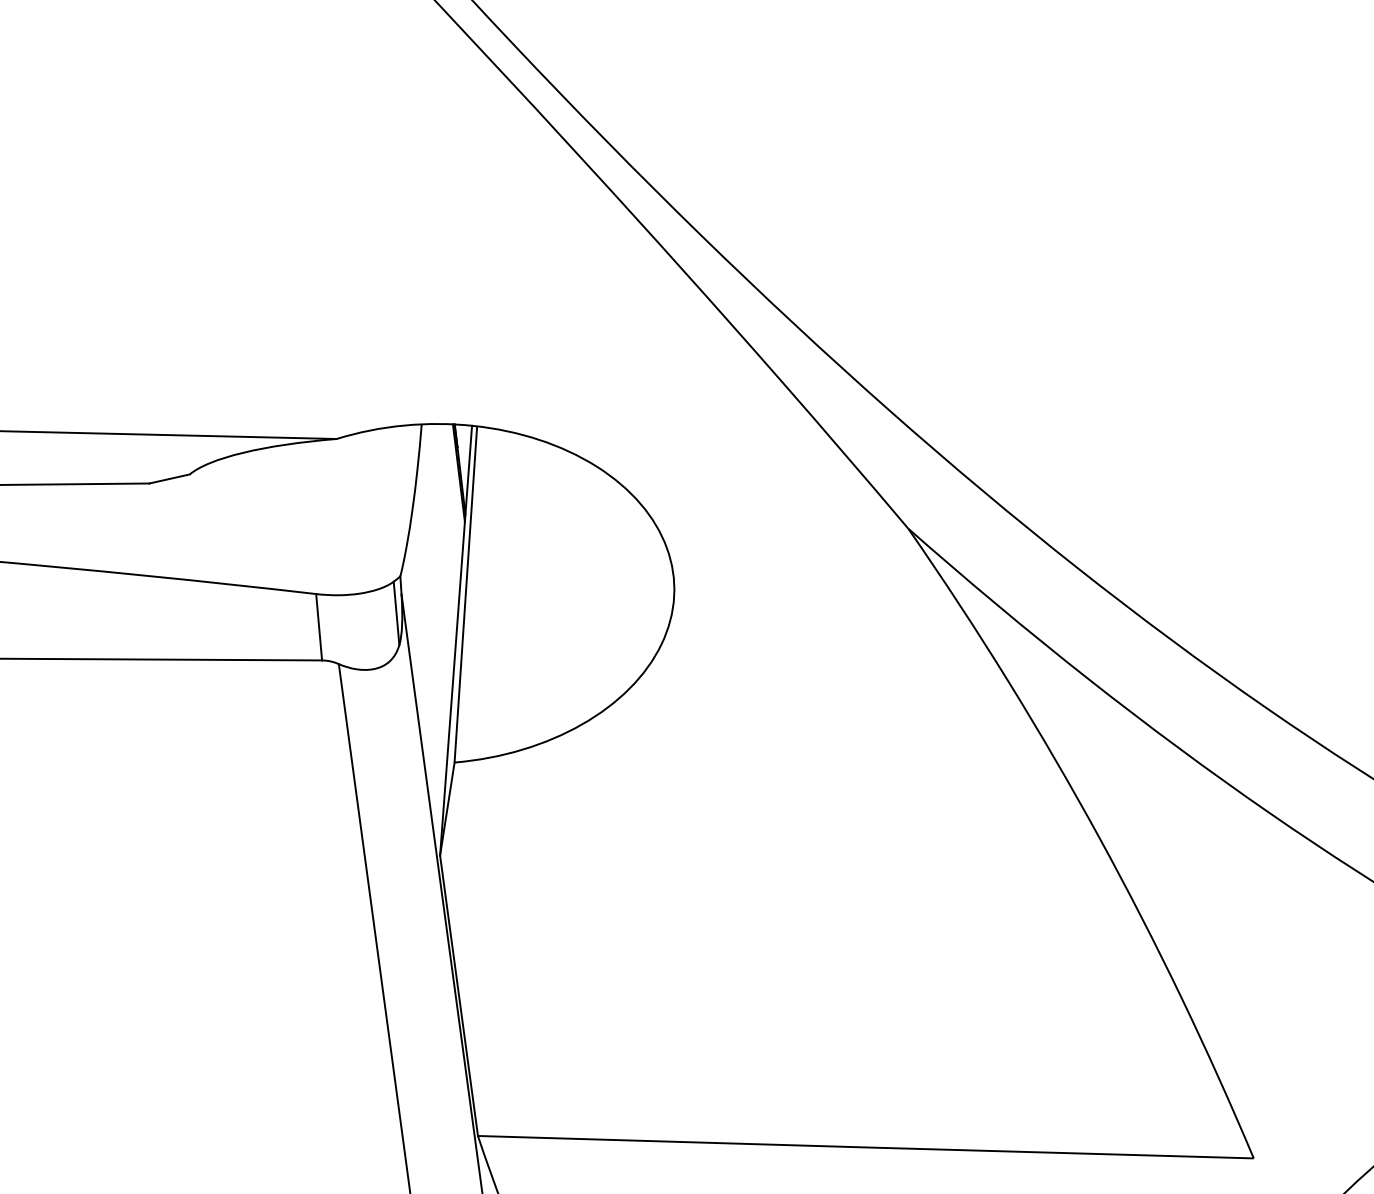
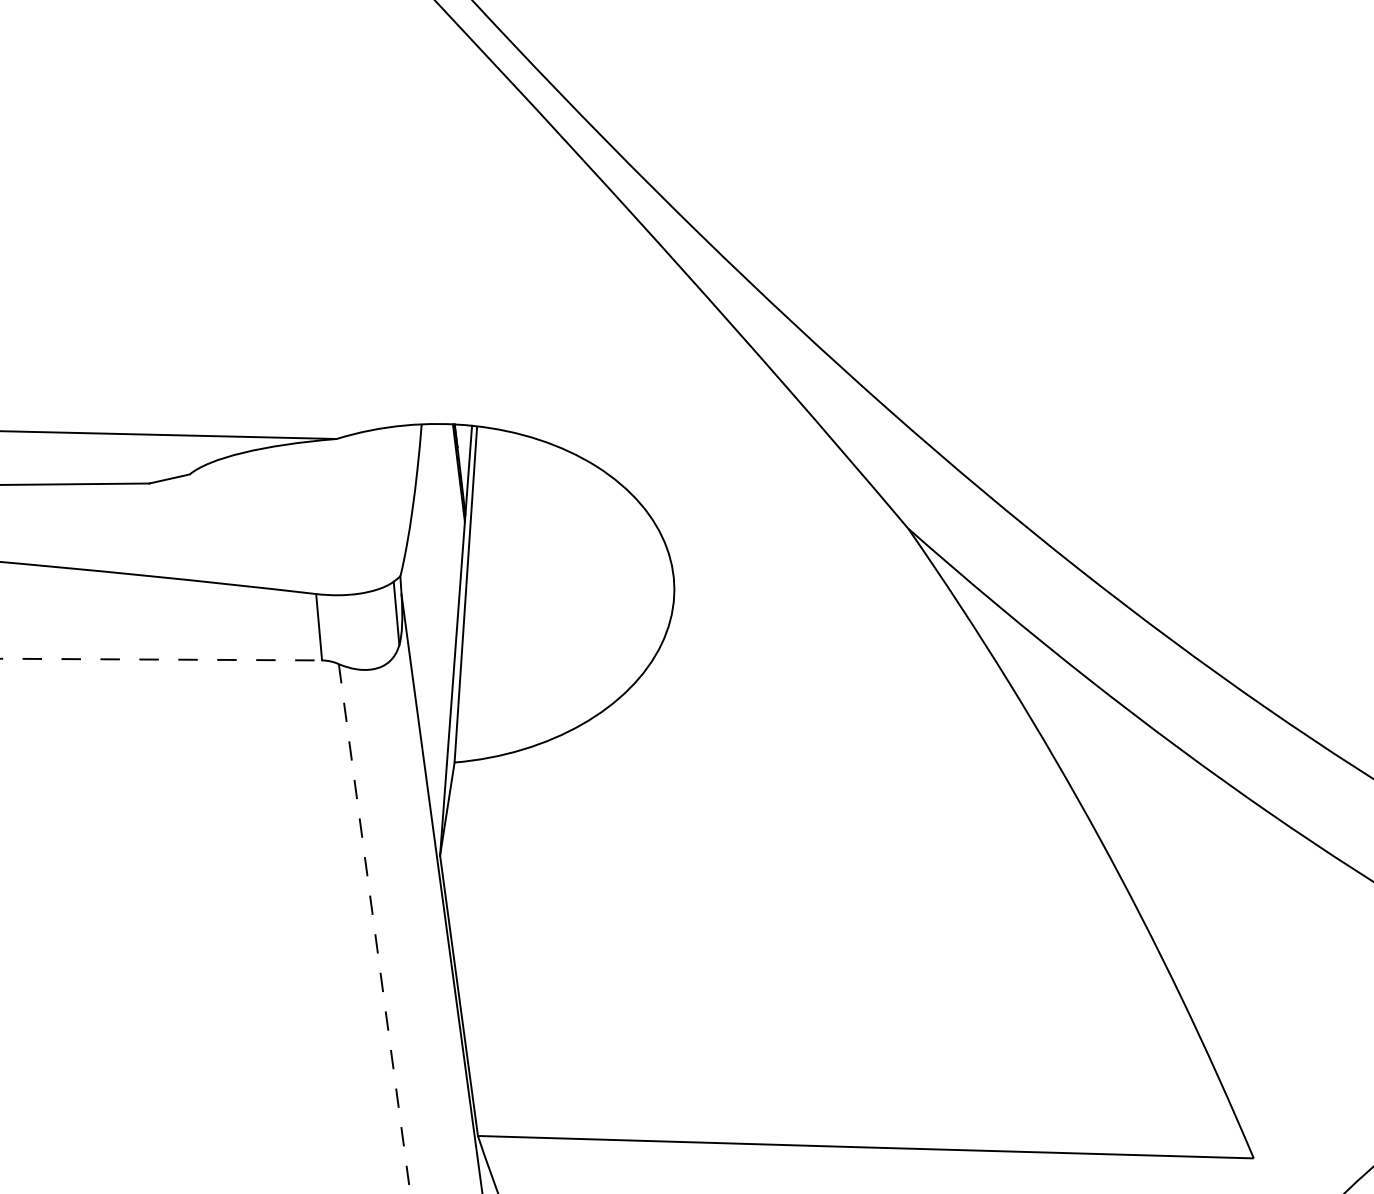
line: solid -> dashed (161, 659)
line: solid -> dashed (374, 929)
